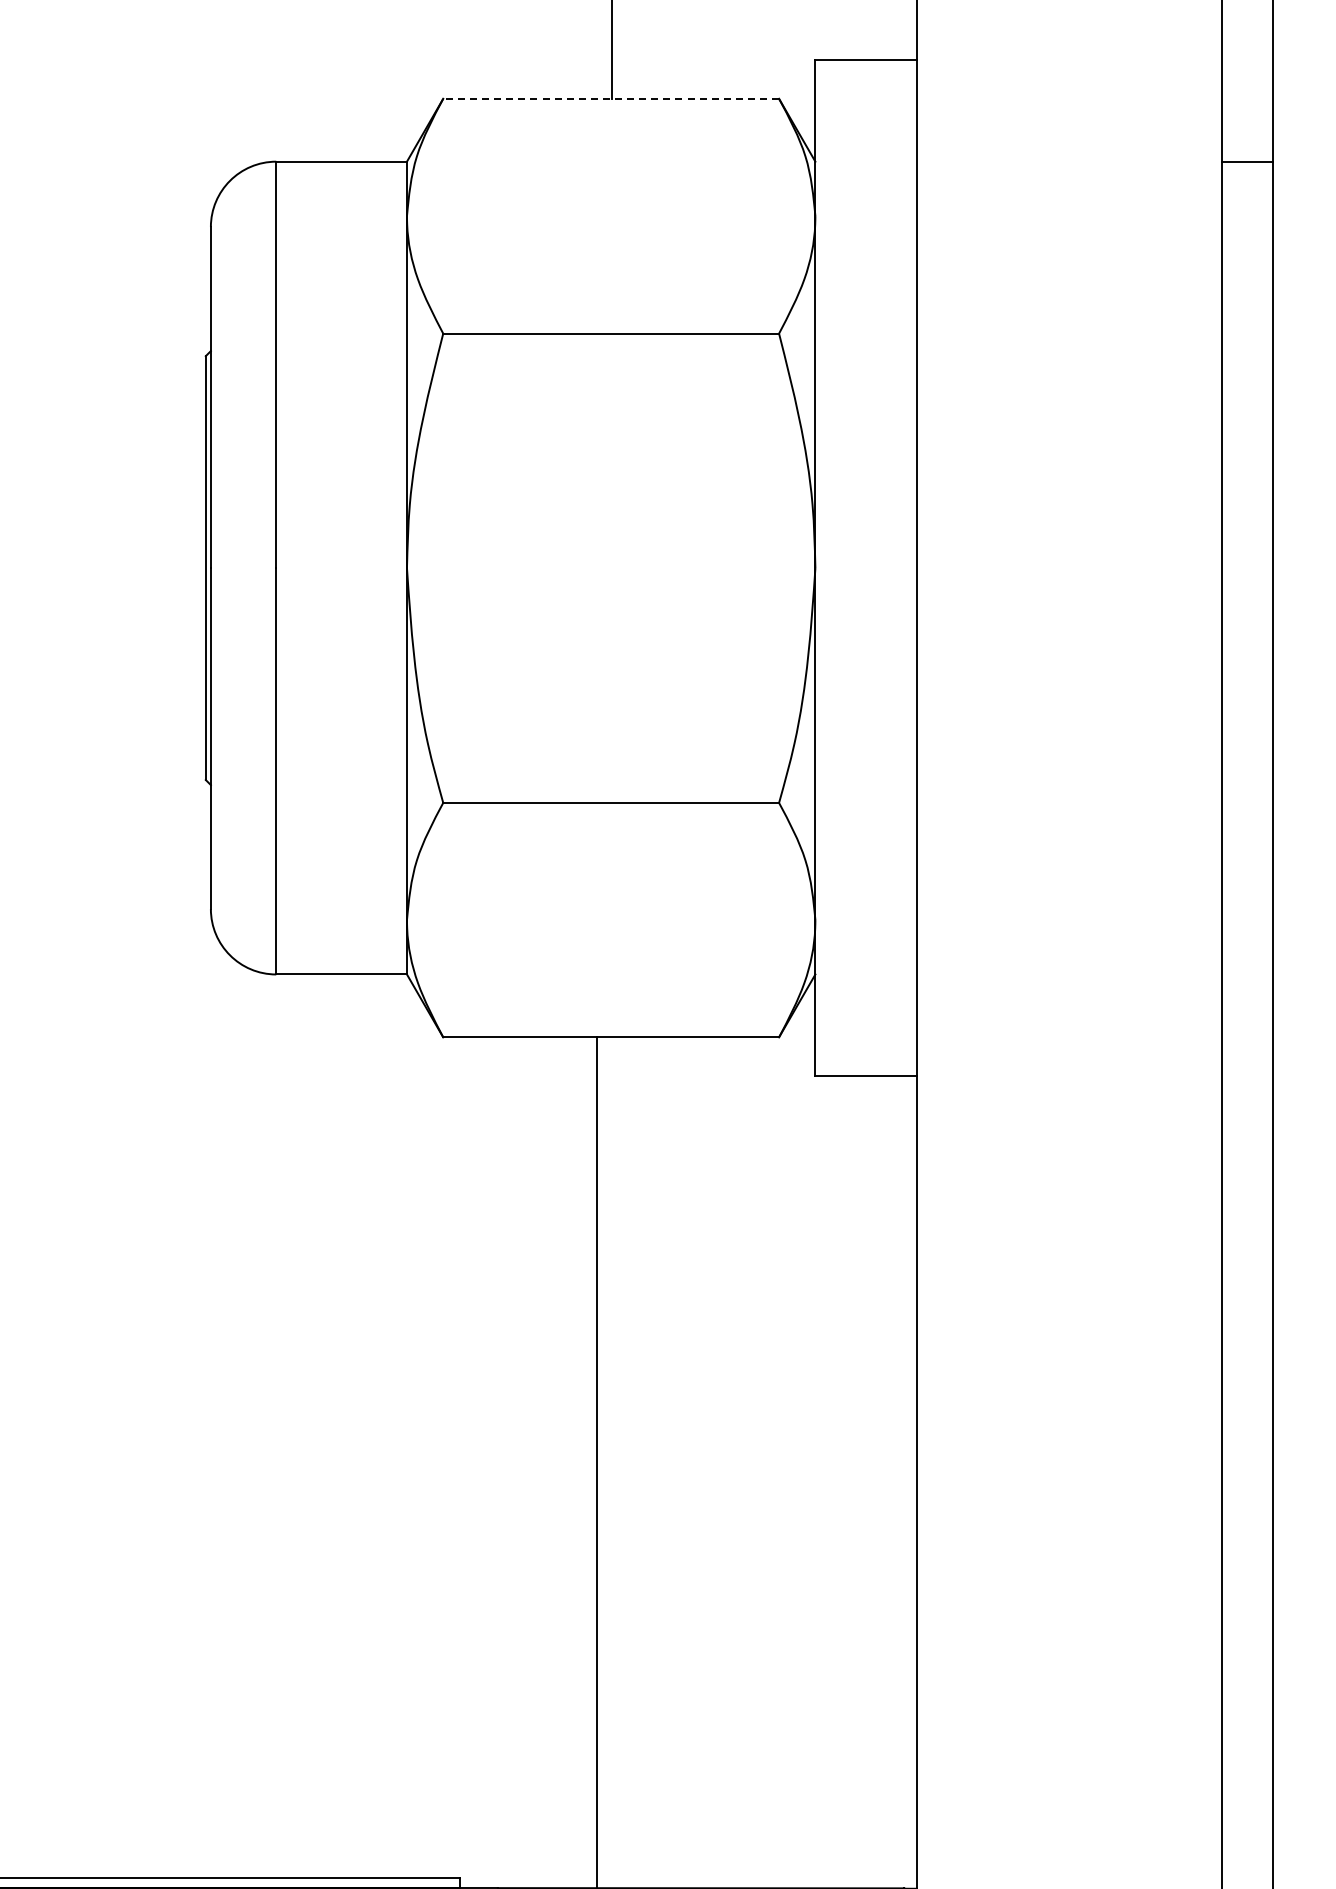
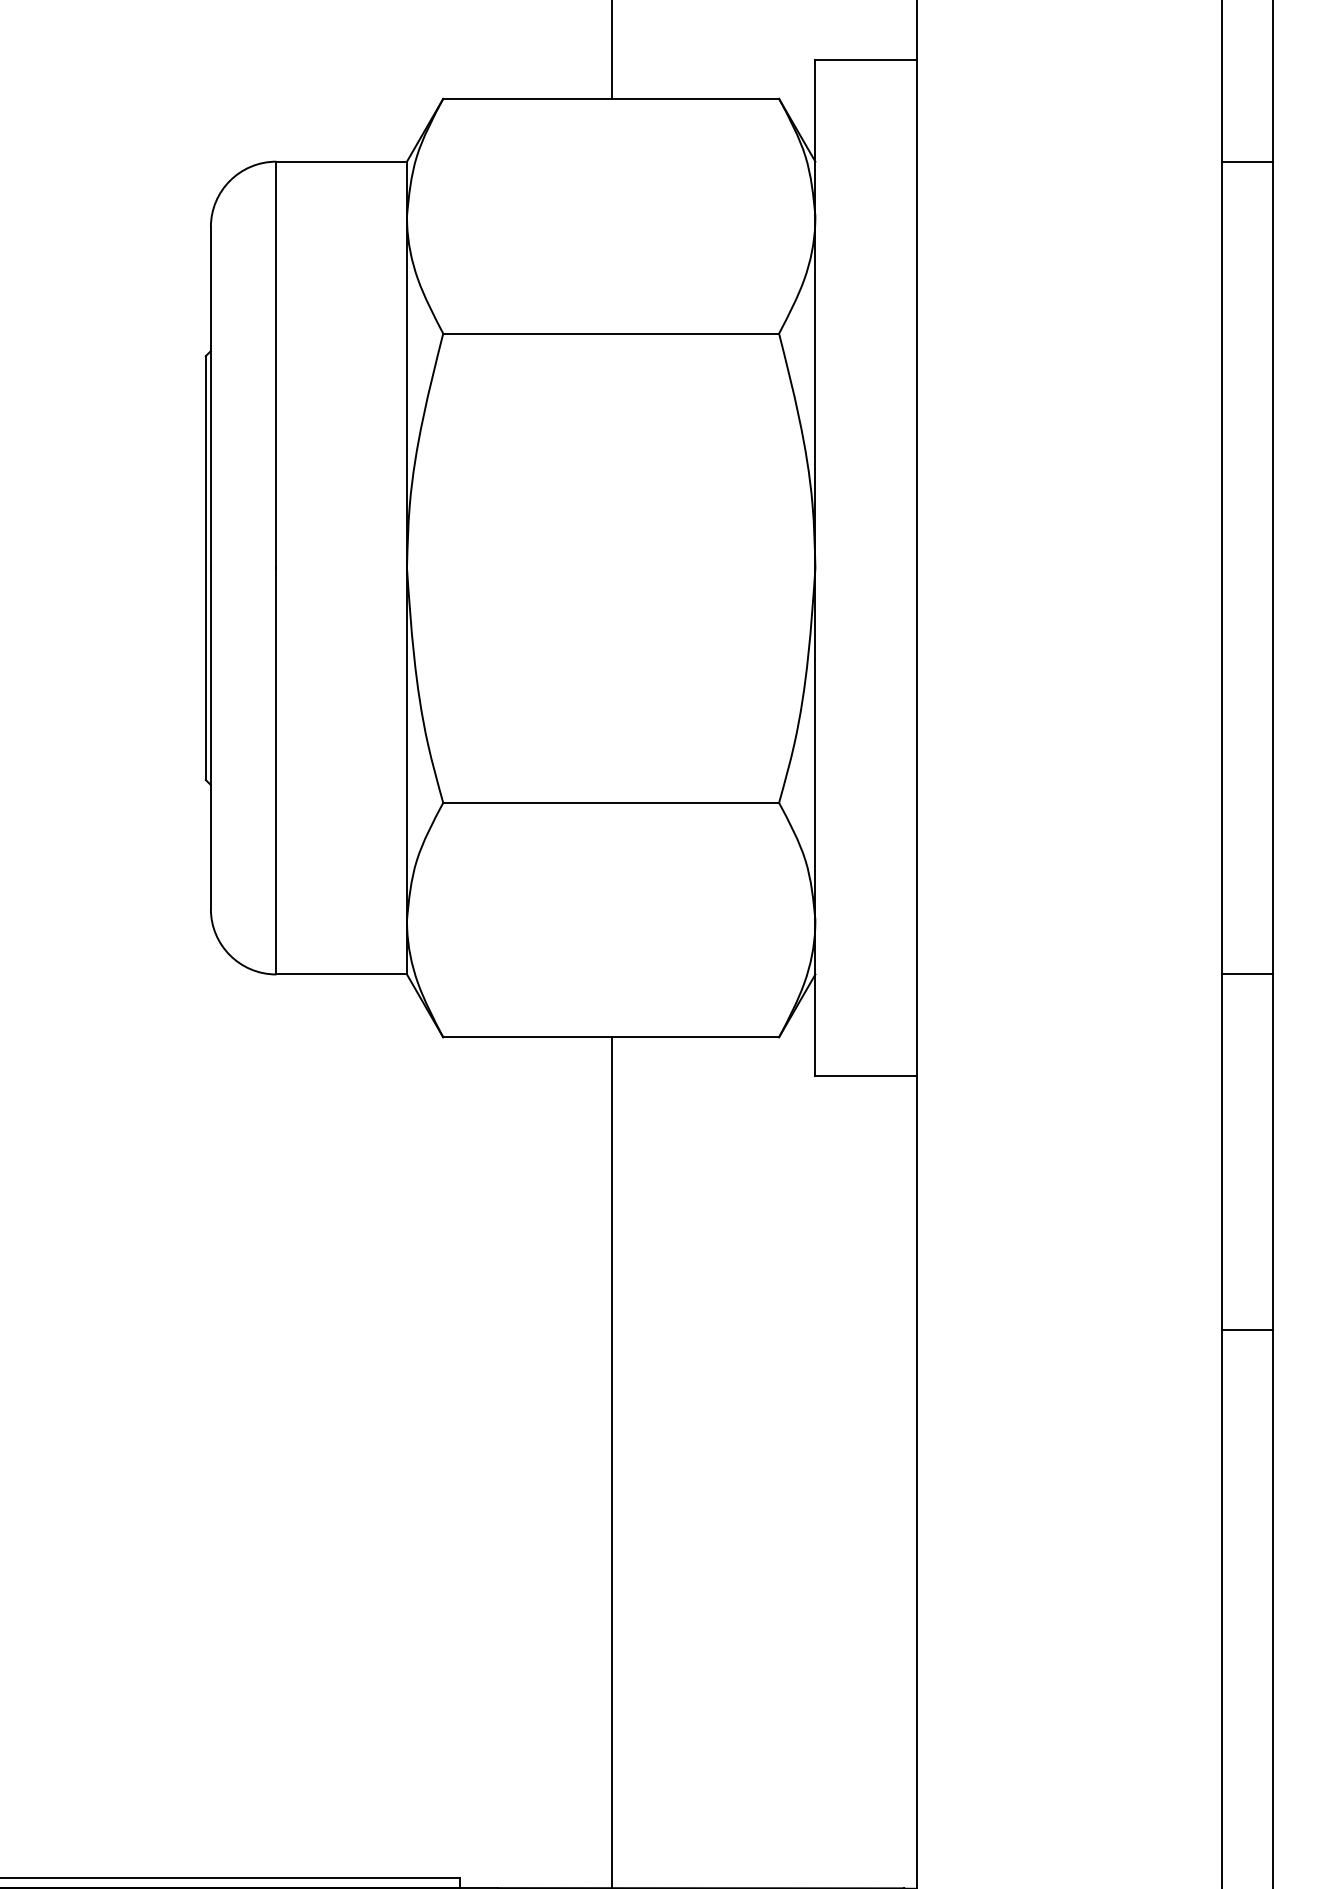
line: dashed -> solid (611, 98)
line: none -> present (1246, 974)
line: none -> present (1246, 1329)
line position: (597, 1461) -> (612, 1461) (612, 1461)
